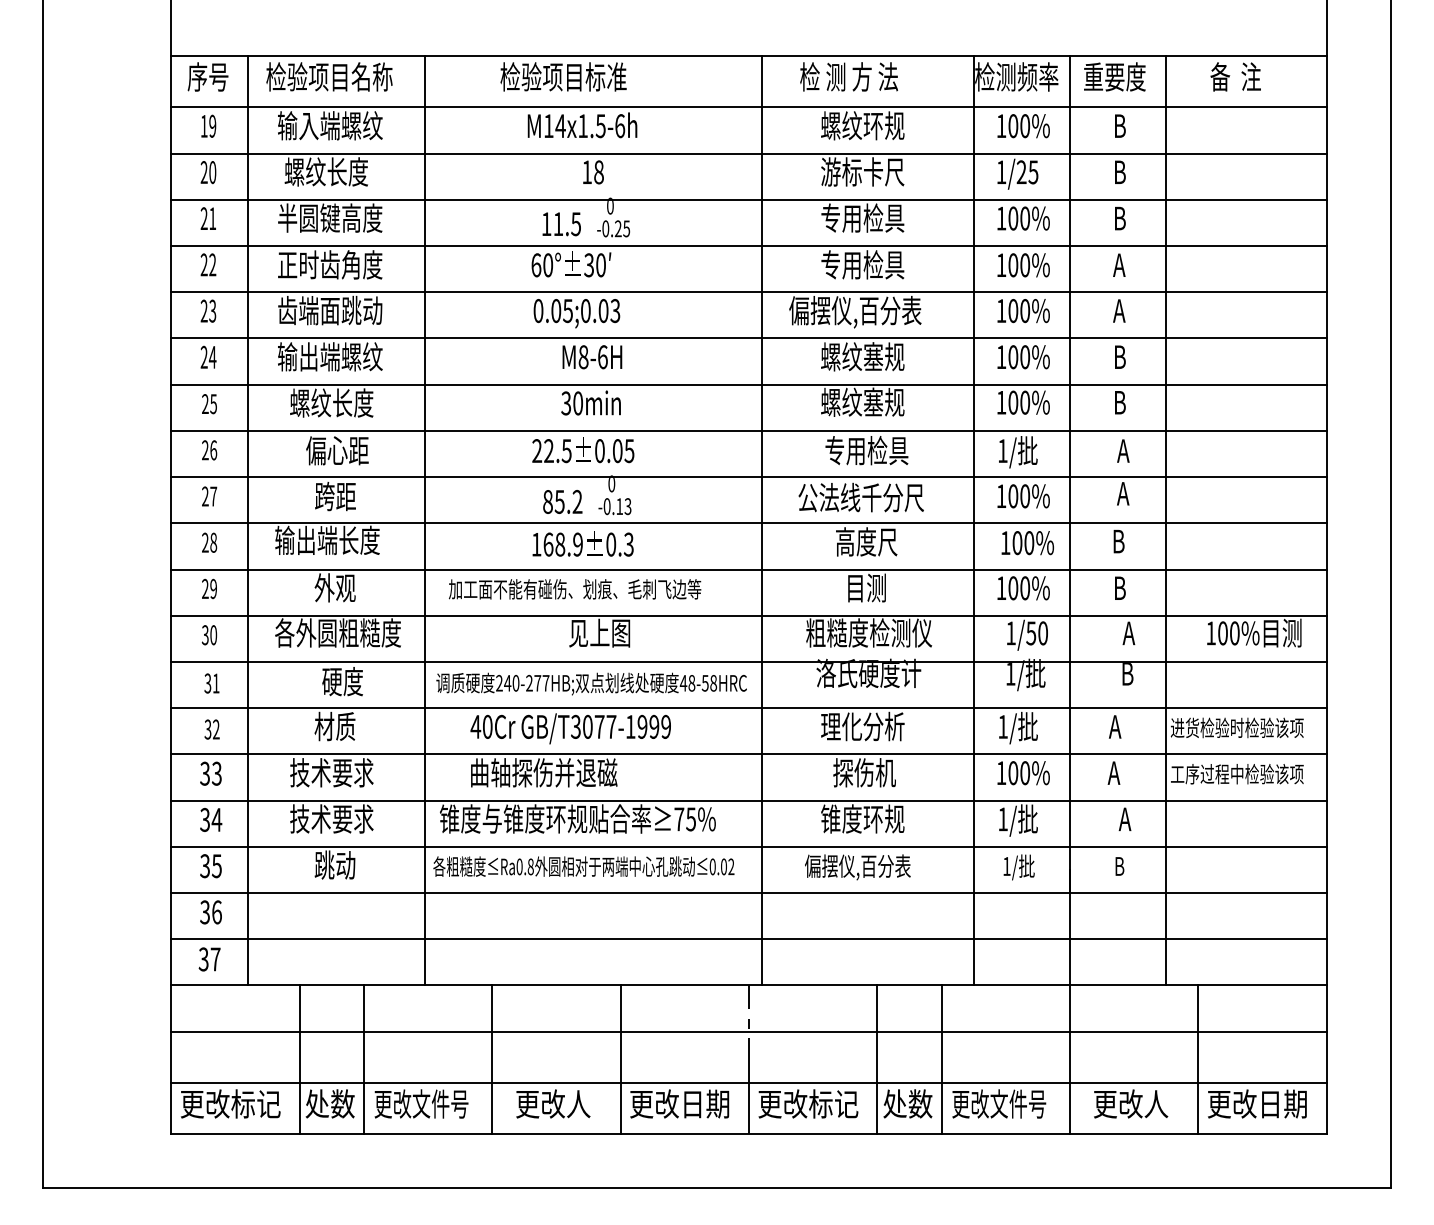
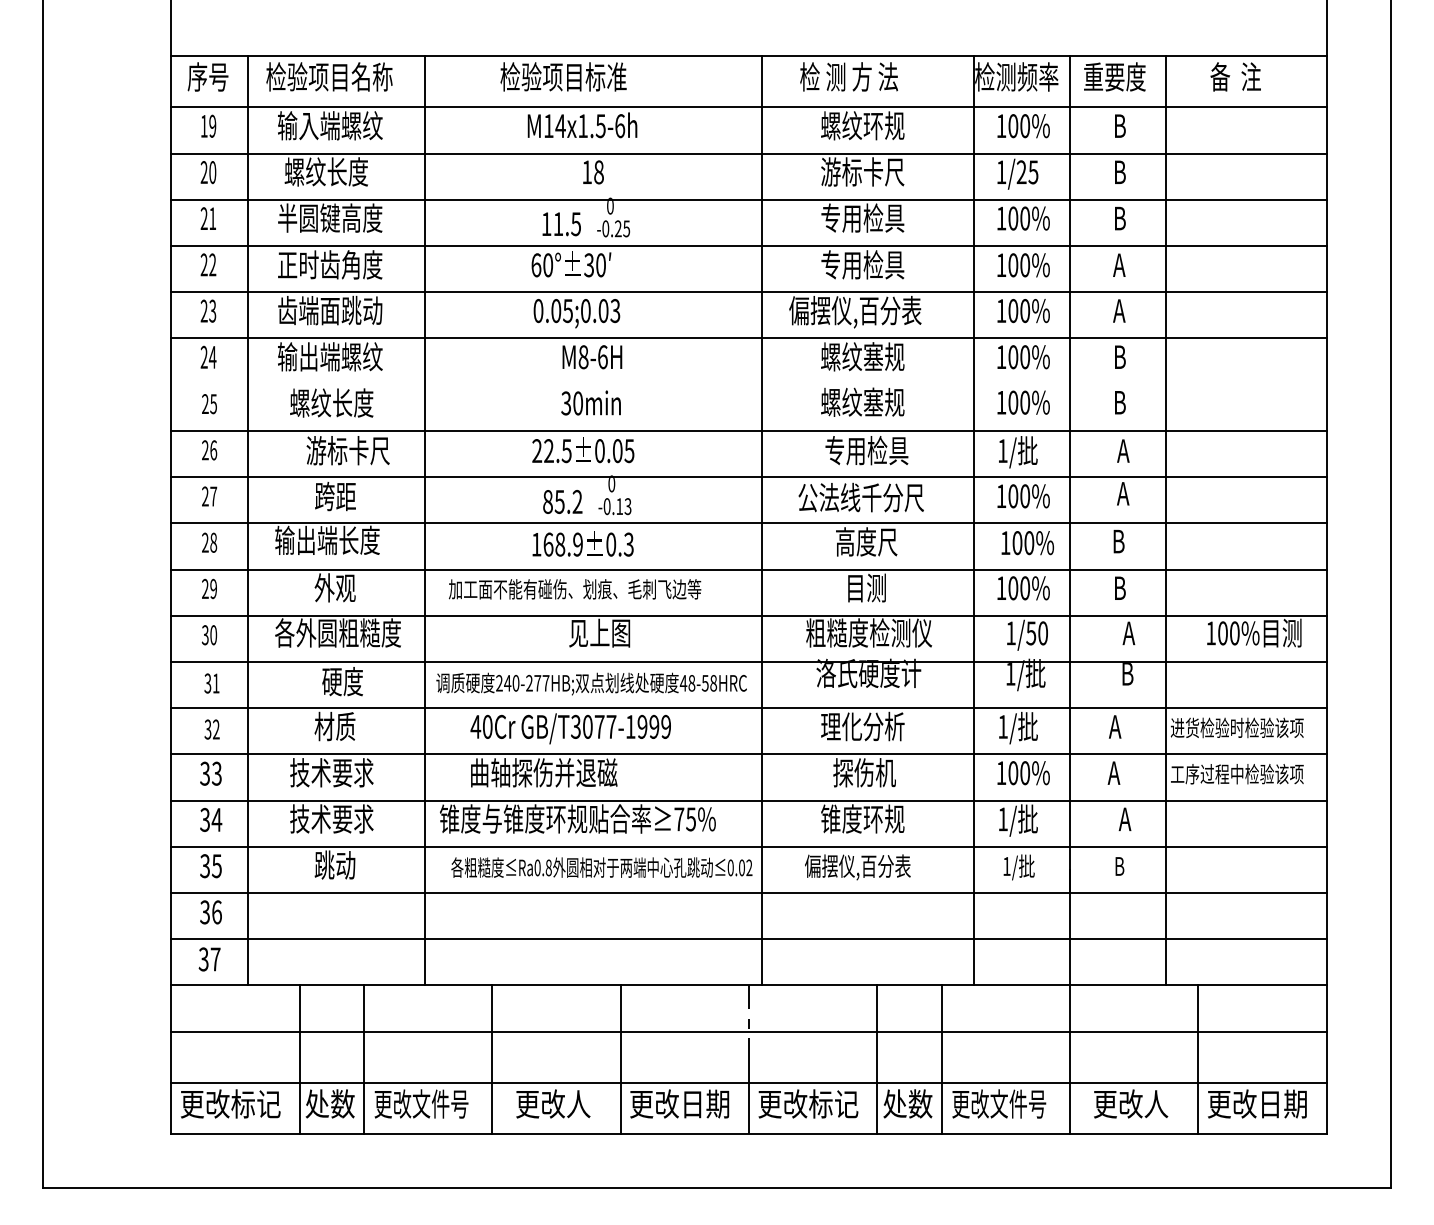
line: present -> none (748, 384)
text: 偏心距 -> 游标卡尺 (347, 450)
text position: (583, 866) -> (601, 867) (601, 867)
